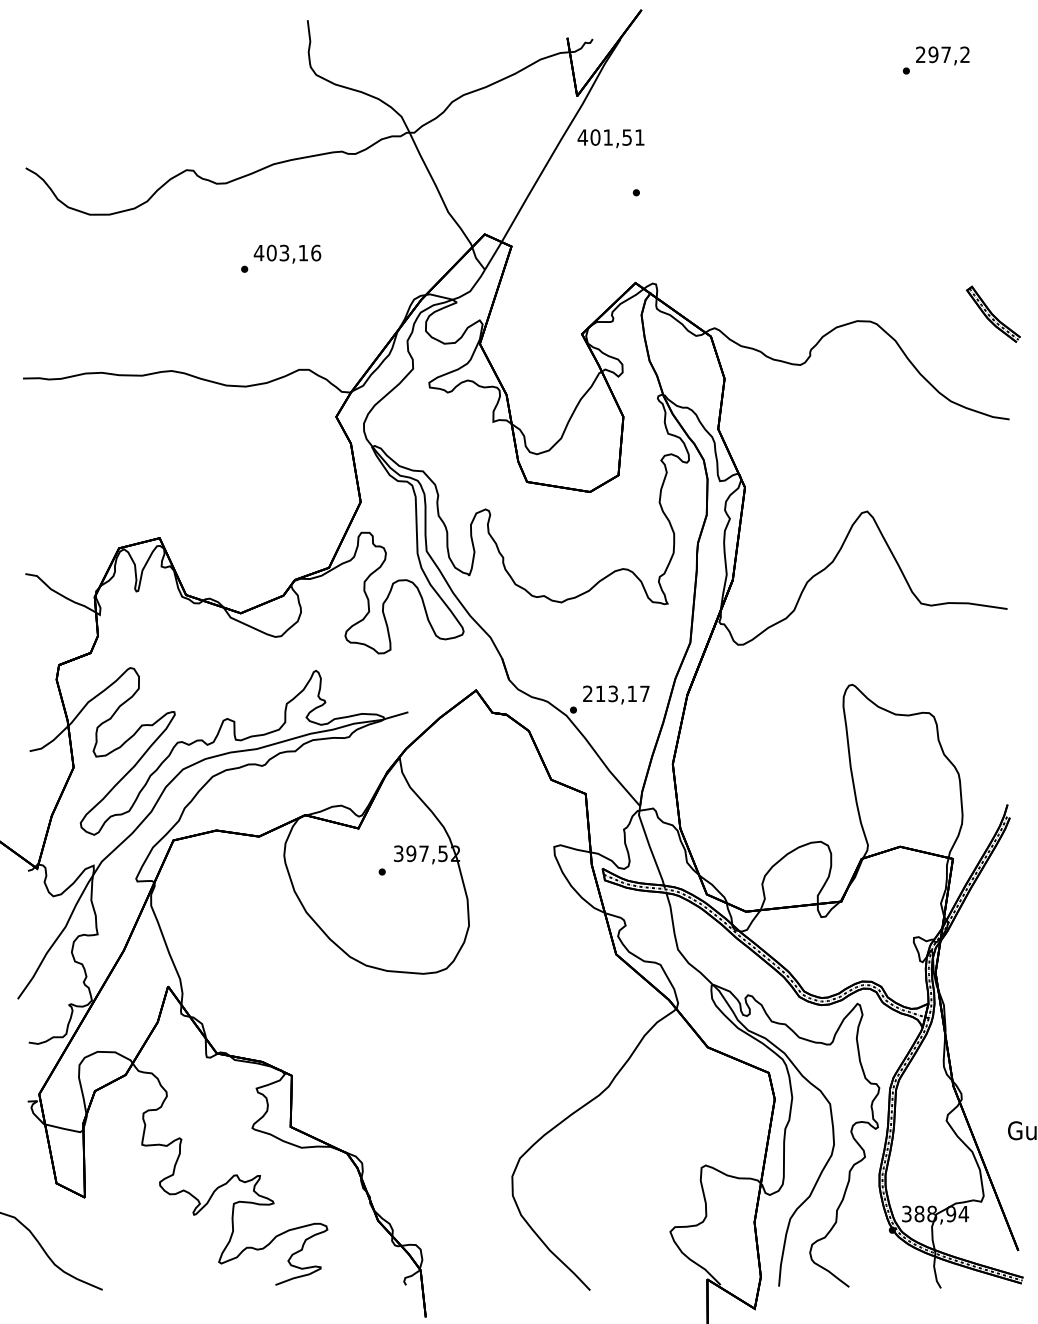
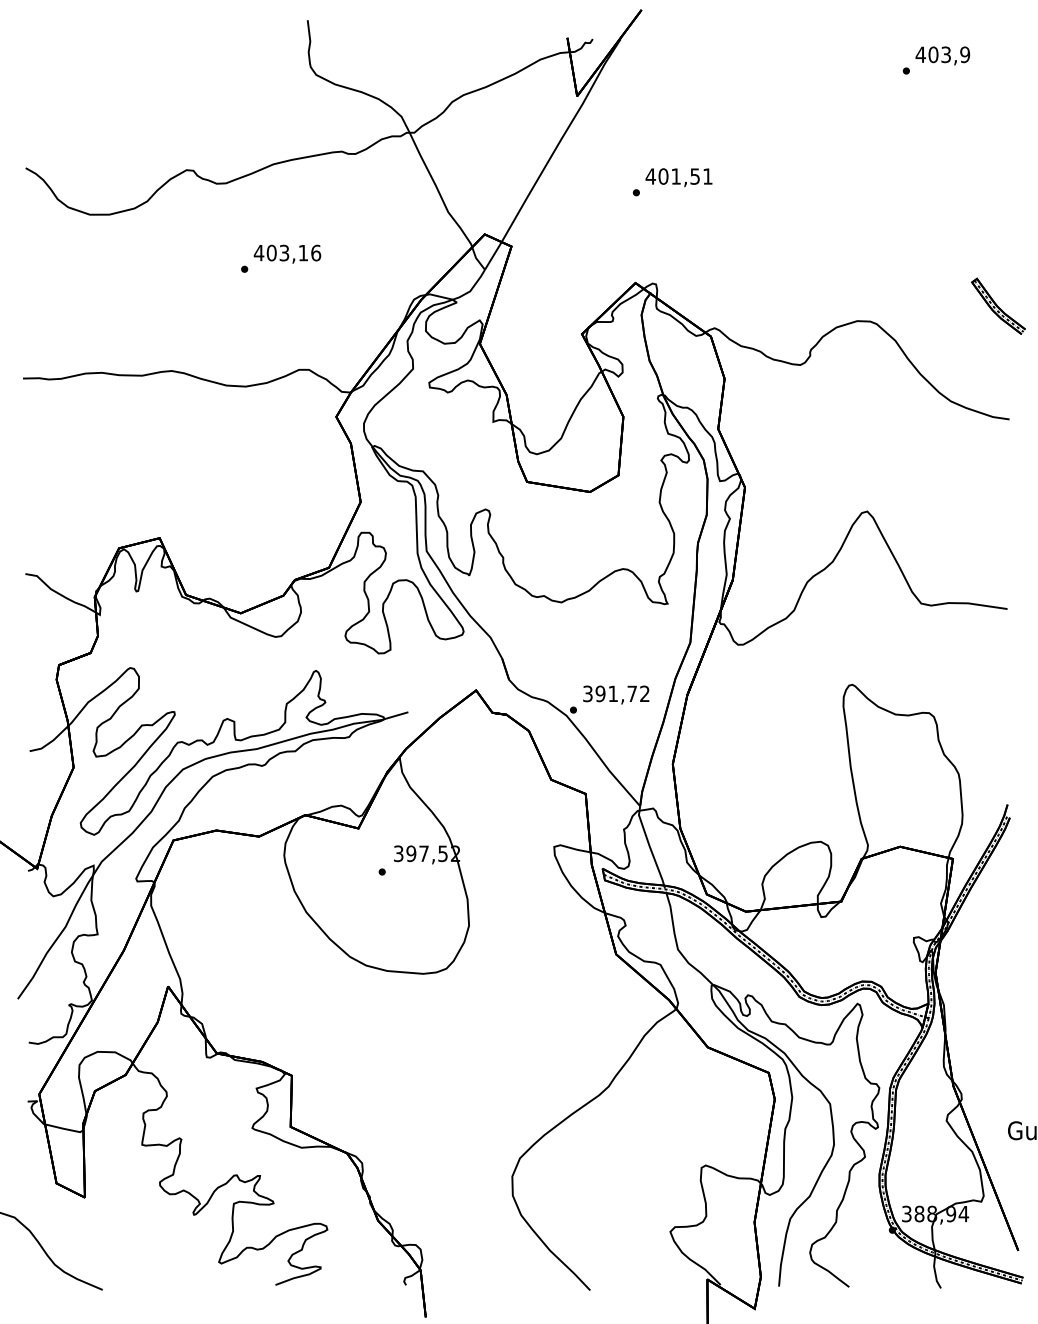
text: 297,2 -> 403,9 (942, 54)
text position: (610, 138) -> (678, 177) (678, 177)
part position: (993, 313) -> (998, 305) (998, 305)
text: 213,17 -> 391,72 (616, 693)
